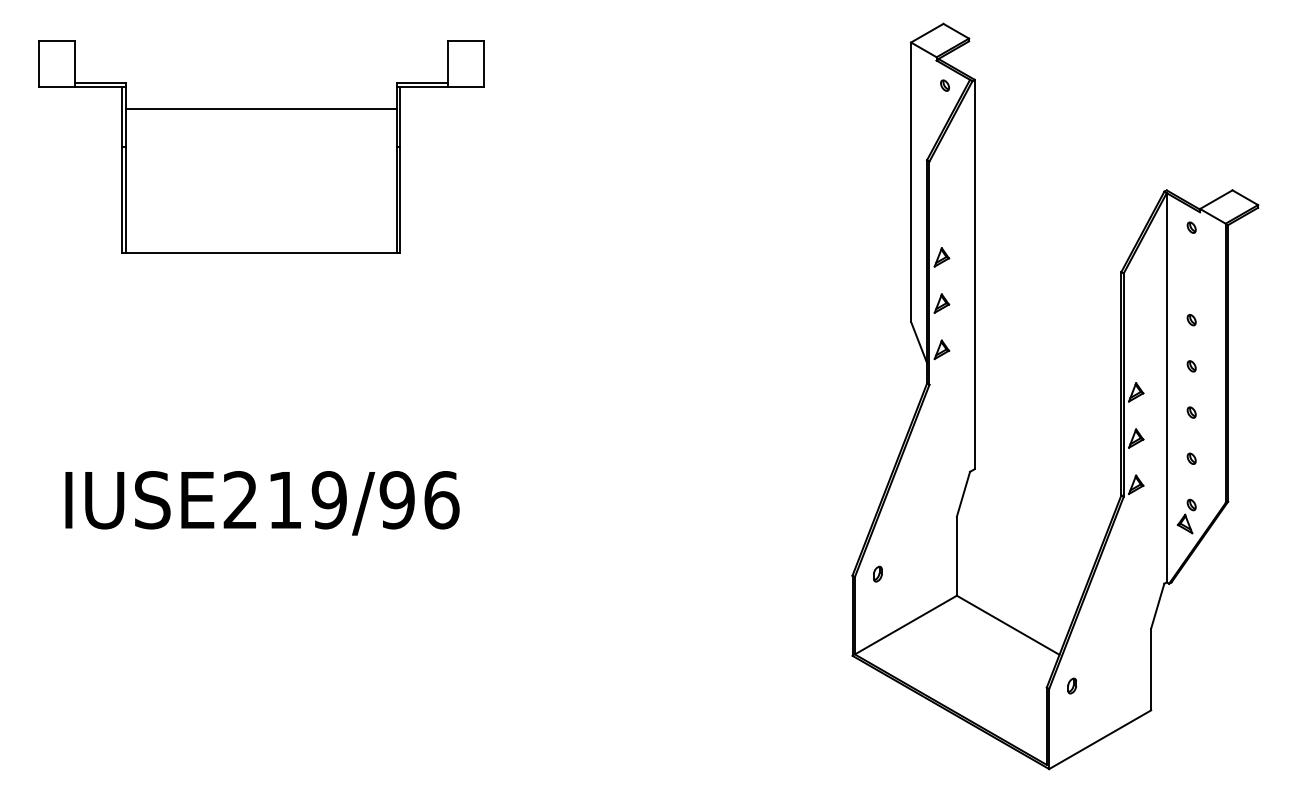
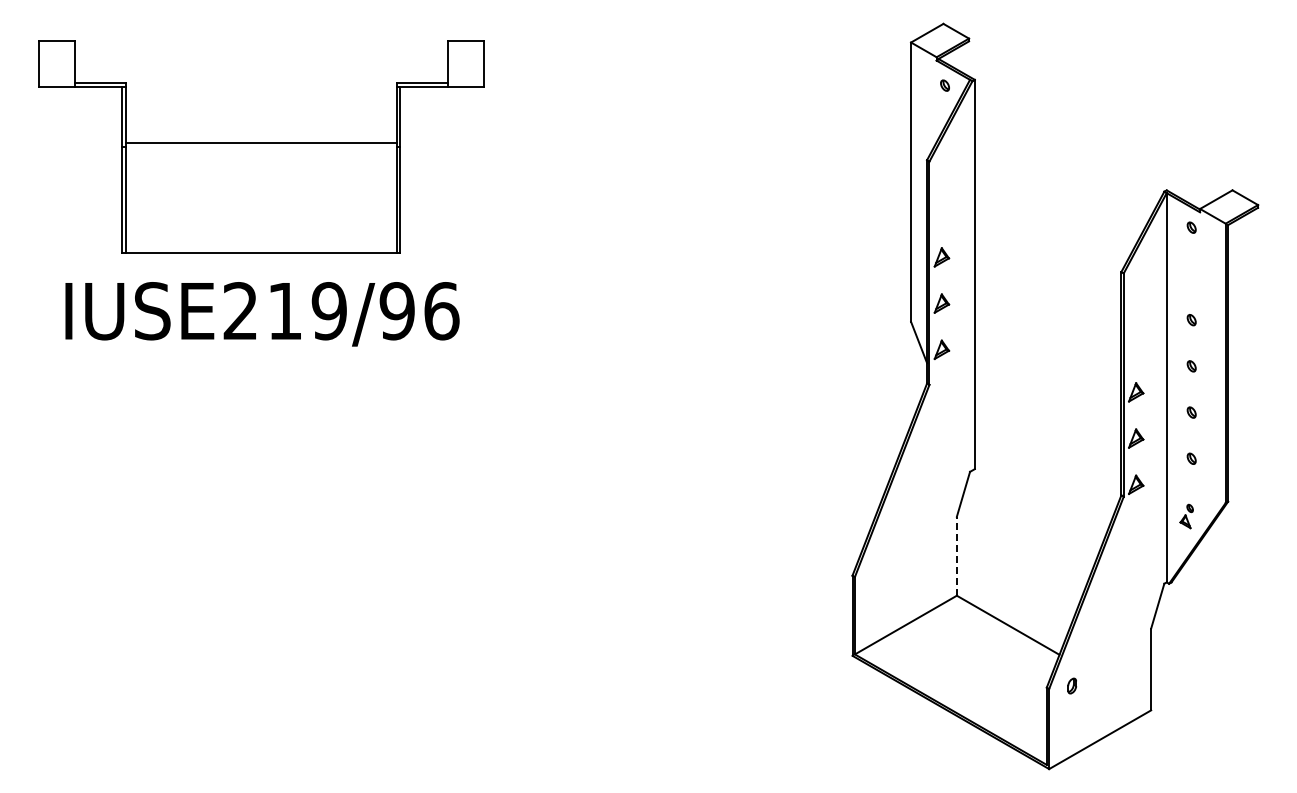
line position: (261, 108) -> (261, 142) (261, 142)
text position: (262, 503) -> (262, 314) (262, 314)
part size: 21x37 px -> 15x27 px (1186, 516)
line: solid -> dashed (956, 555)
part: present -> none (877, 573)
